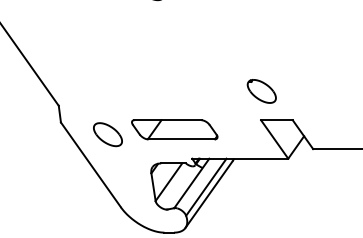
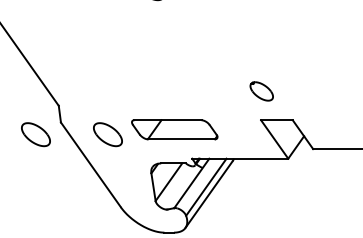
part size: 31x25 px -> 25x21 px (261, 91)
part: none -> present (35, 134)
